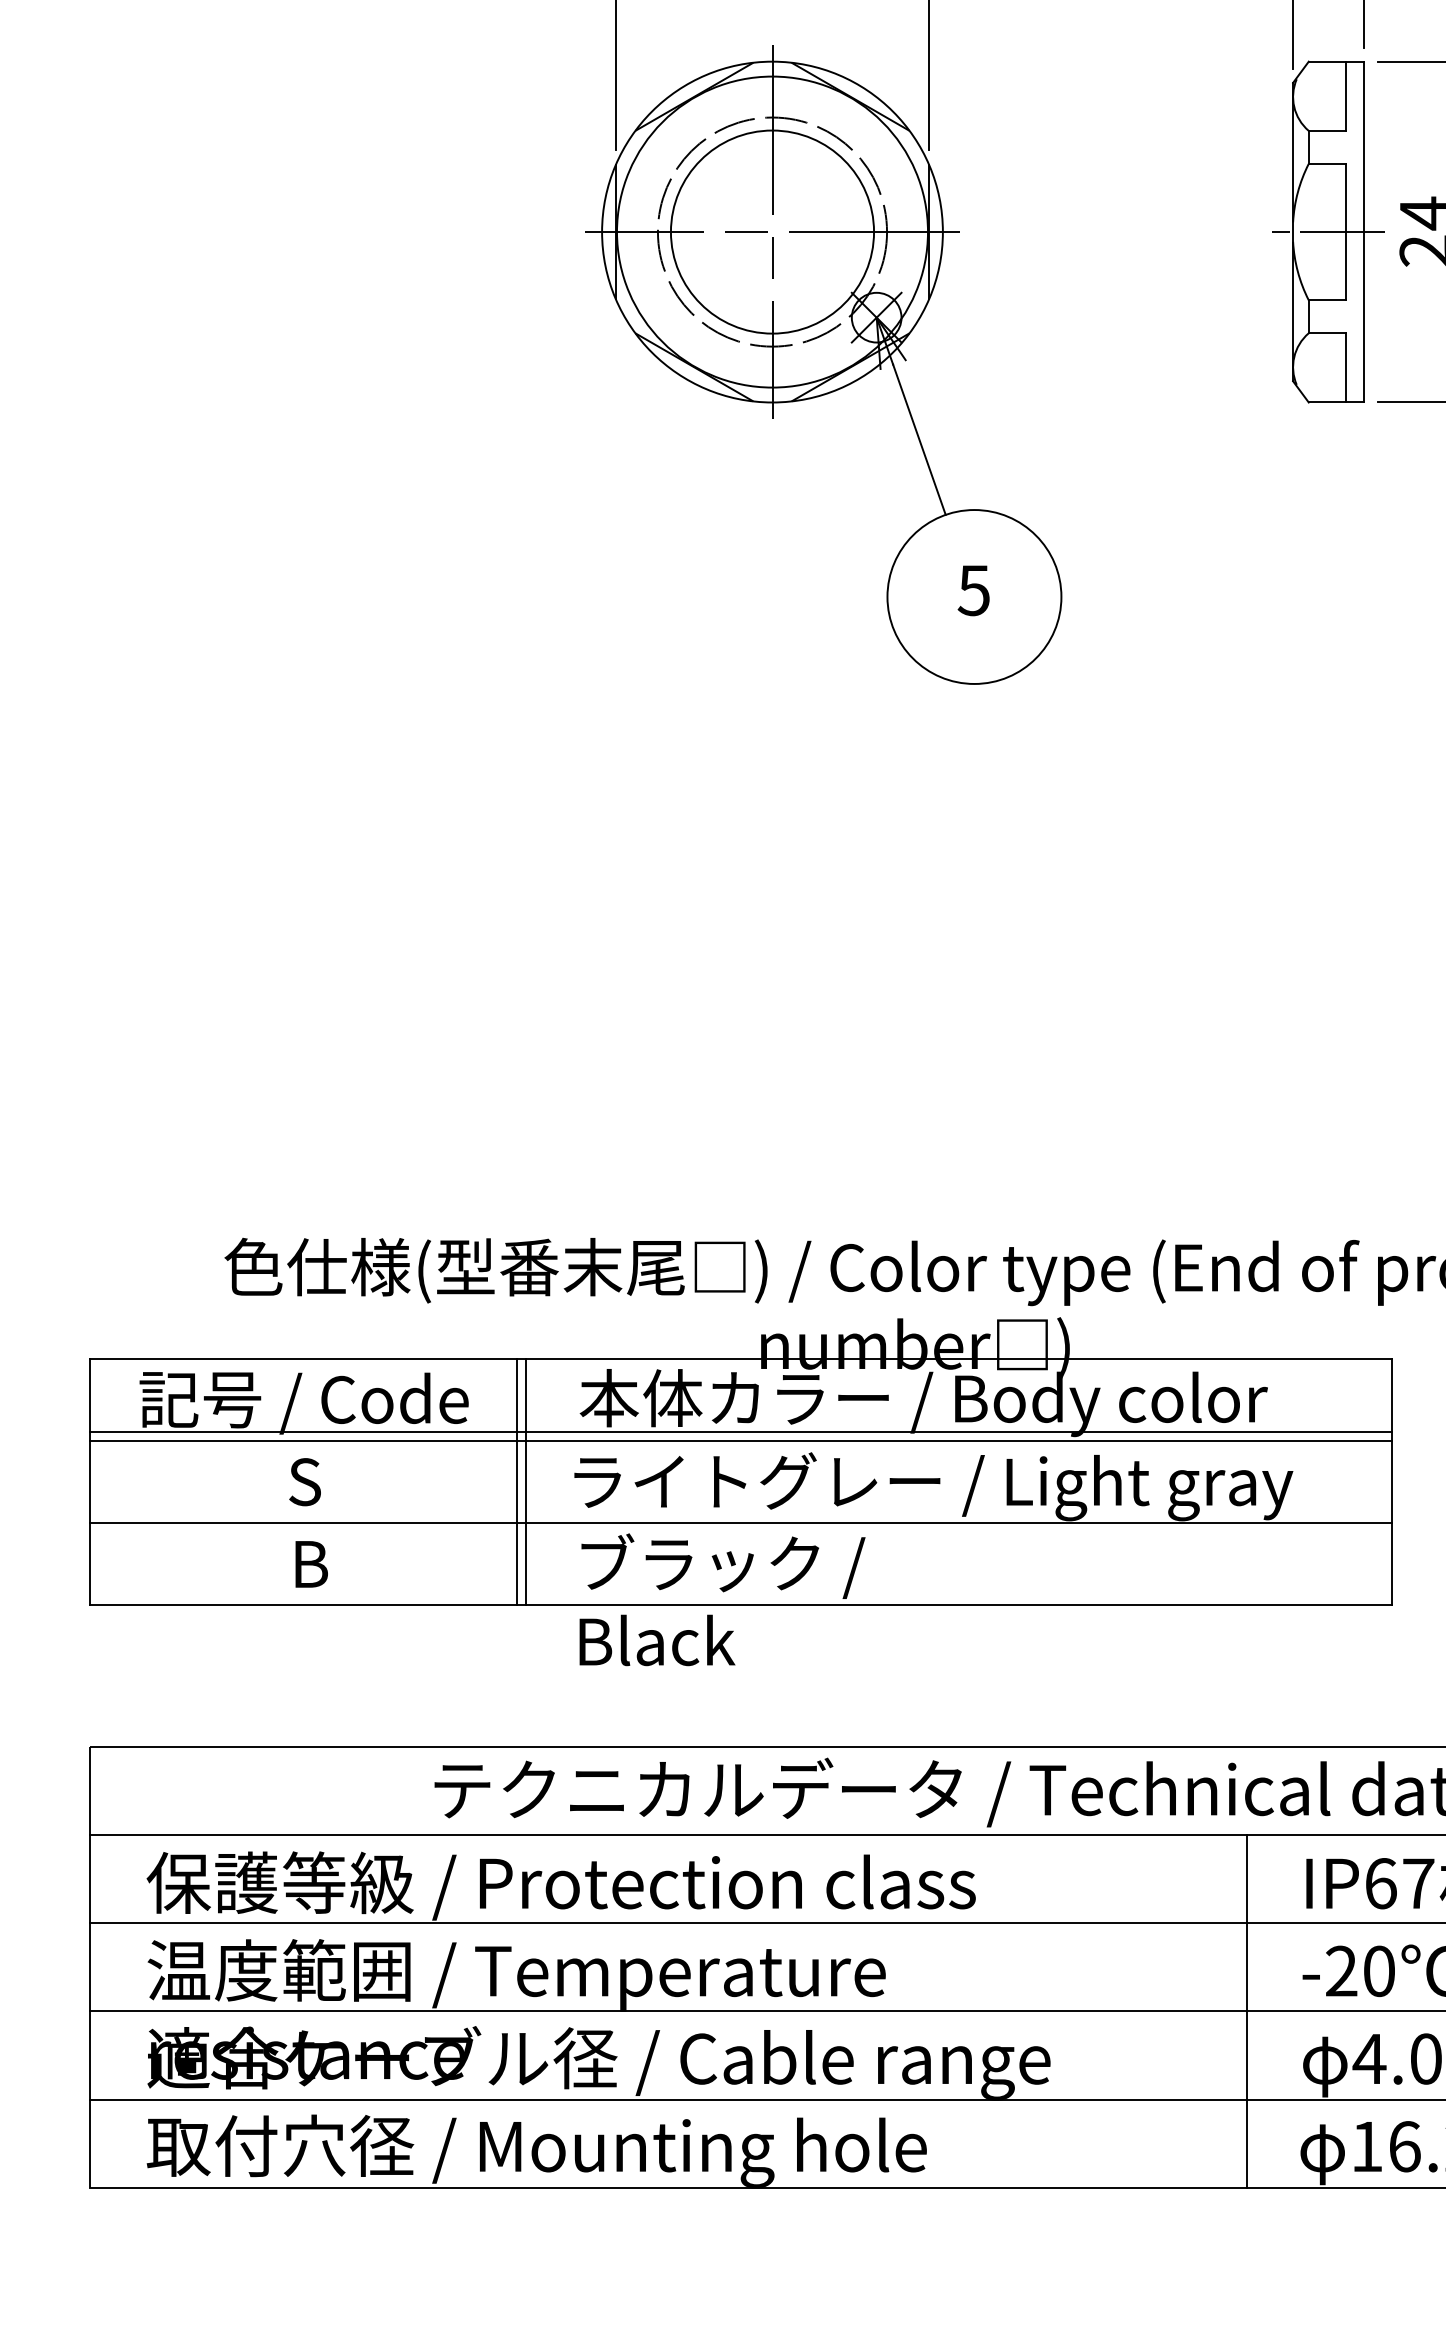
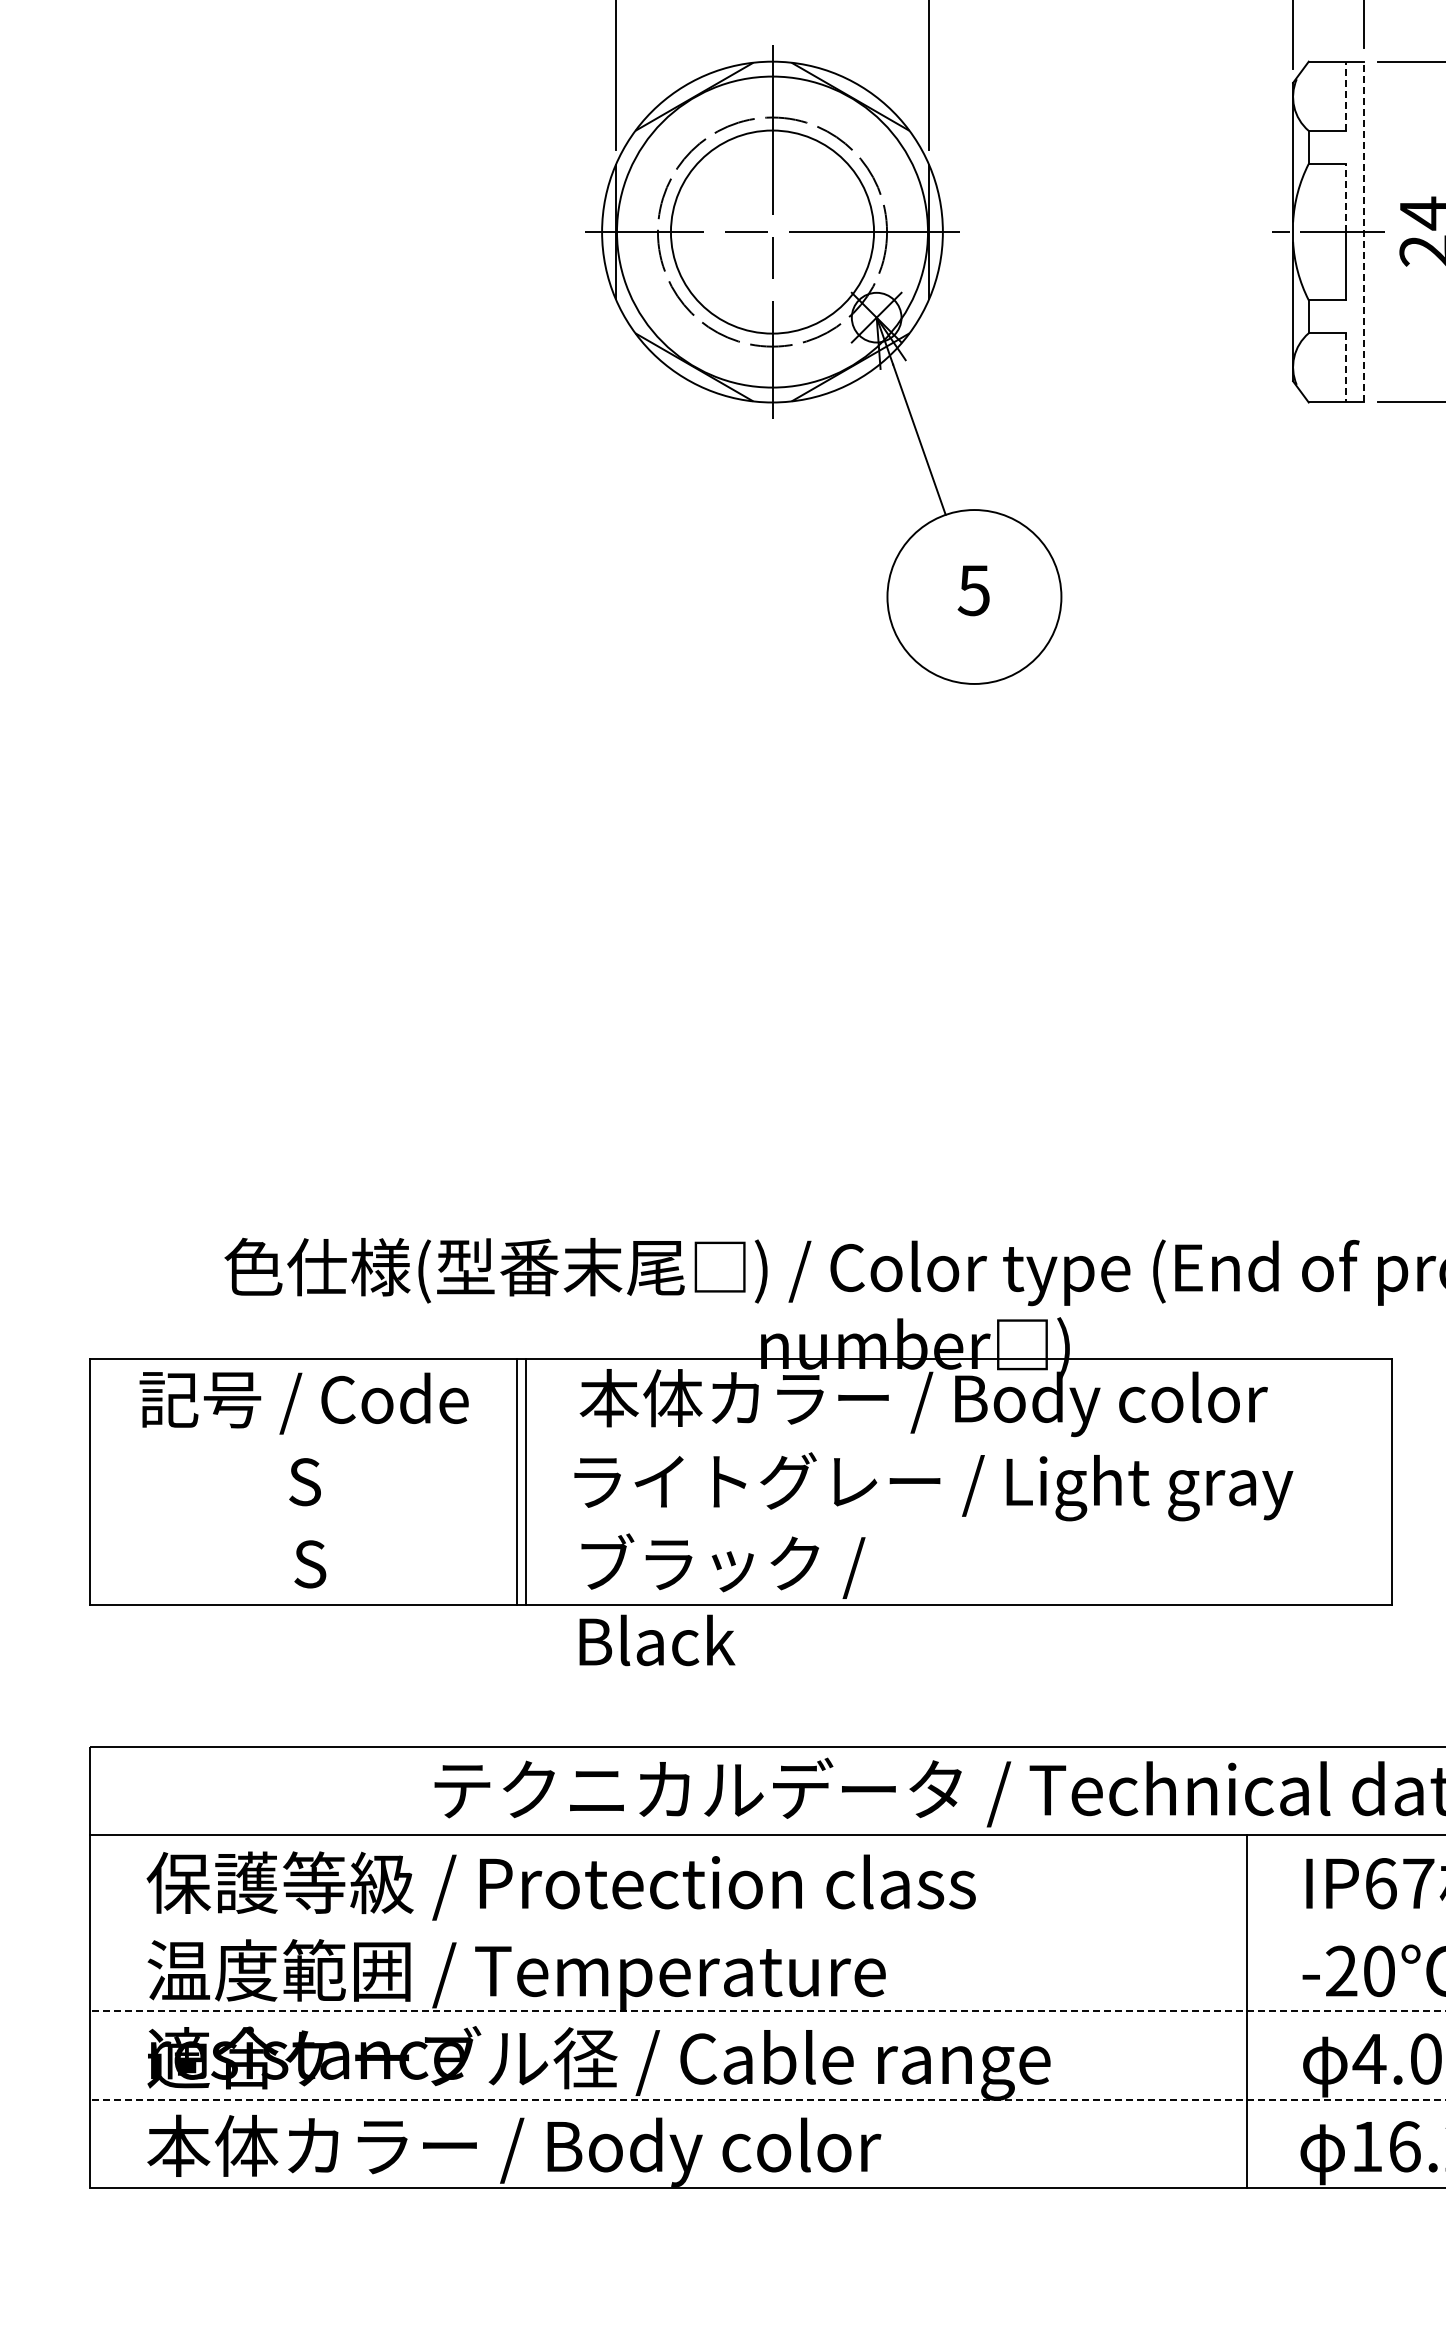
line: solid -> dashed (1345, 96)
line: solid -> dashed (1345, 197)
line: solid -> dashed (1364, 231)
line: solid -> dashed (1345, 367)
line: present -> none (740, 1432)
line: present -> none (740, 1440)
line: present -> none (740, 1523)
text: B -> S (310, 1564)
line: present -> none (765, 1923)
line: solid -> dashed (767, 2011)
line: solid -> dashed (767, 2099)
text: 取付穴径 / Mounting hole -> 本体カラー / Body color (536, 2150)
